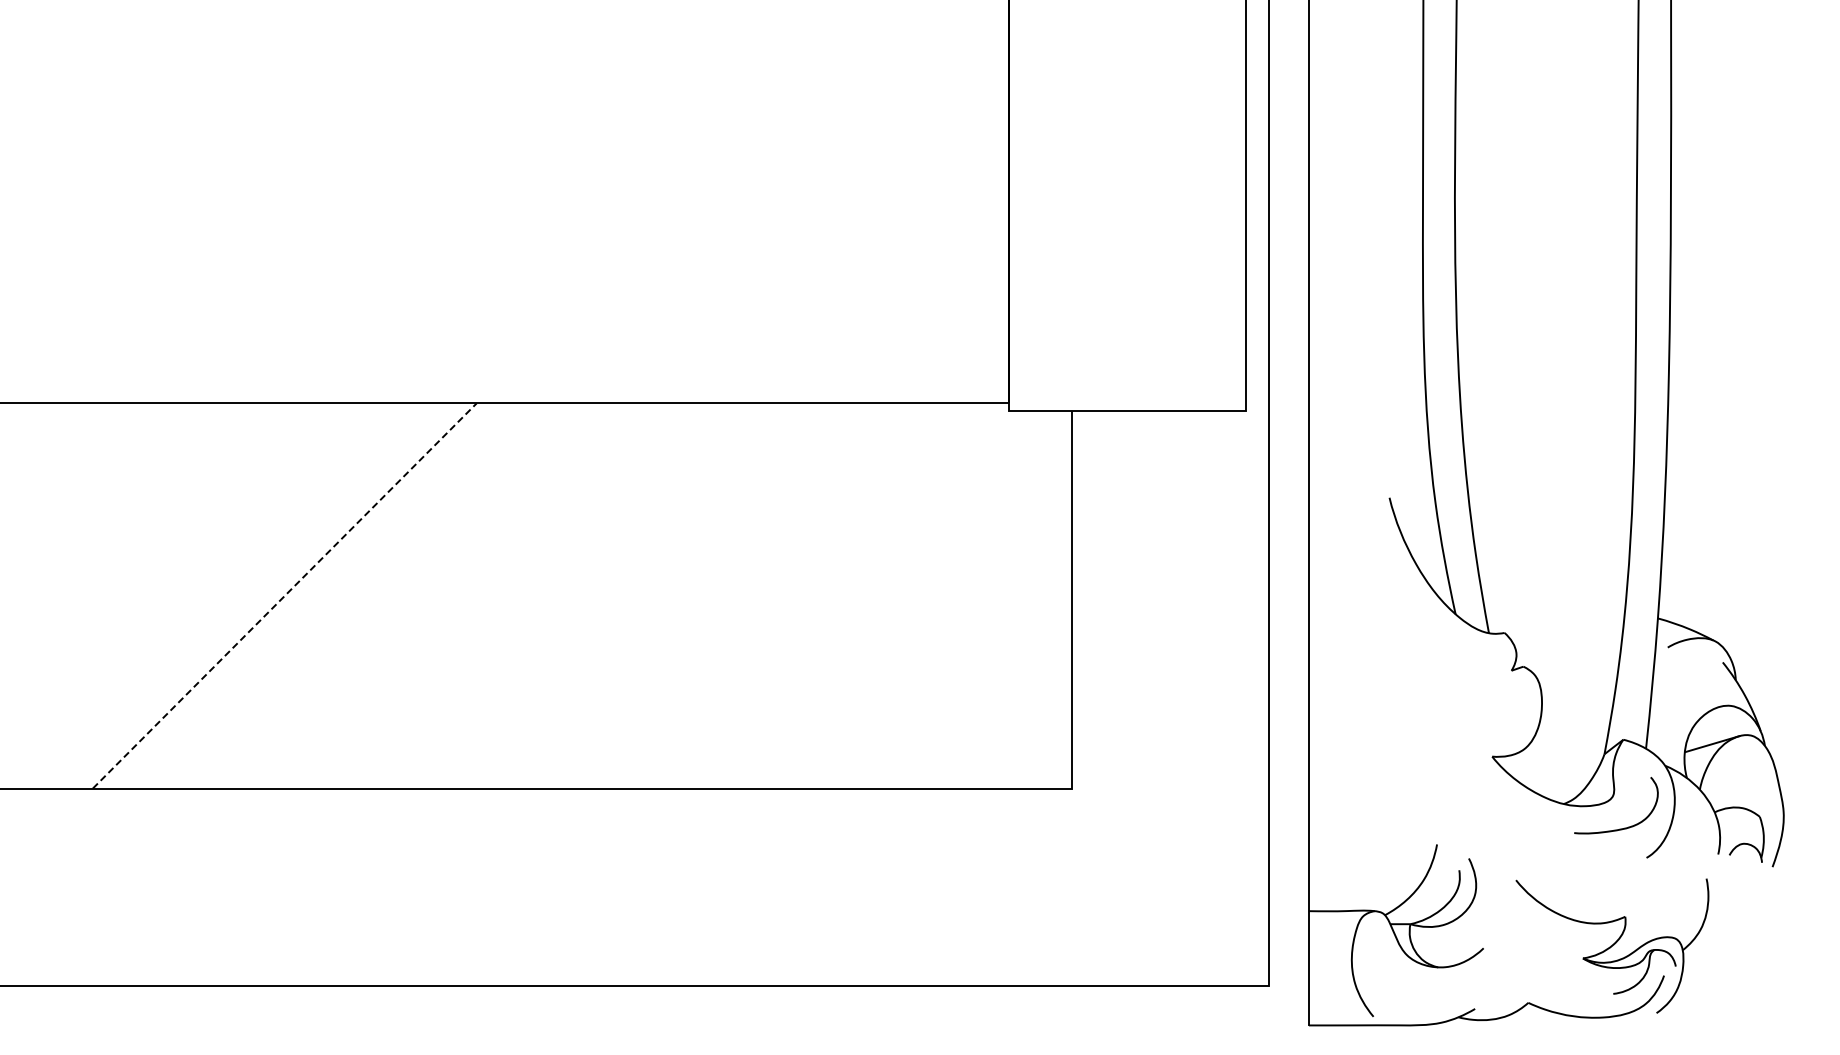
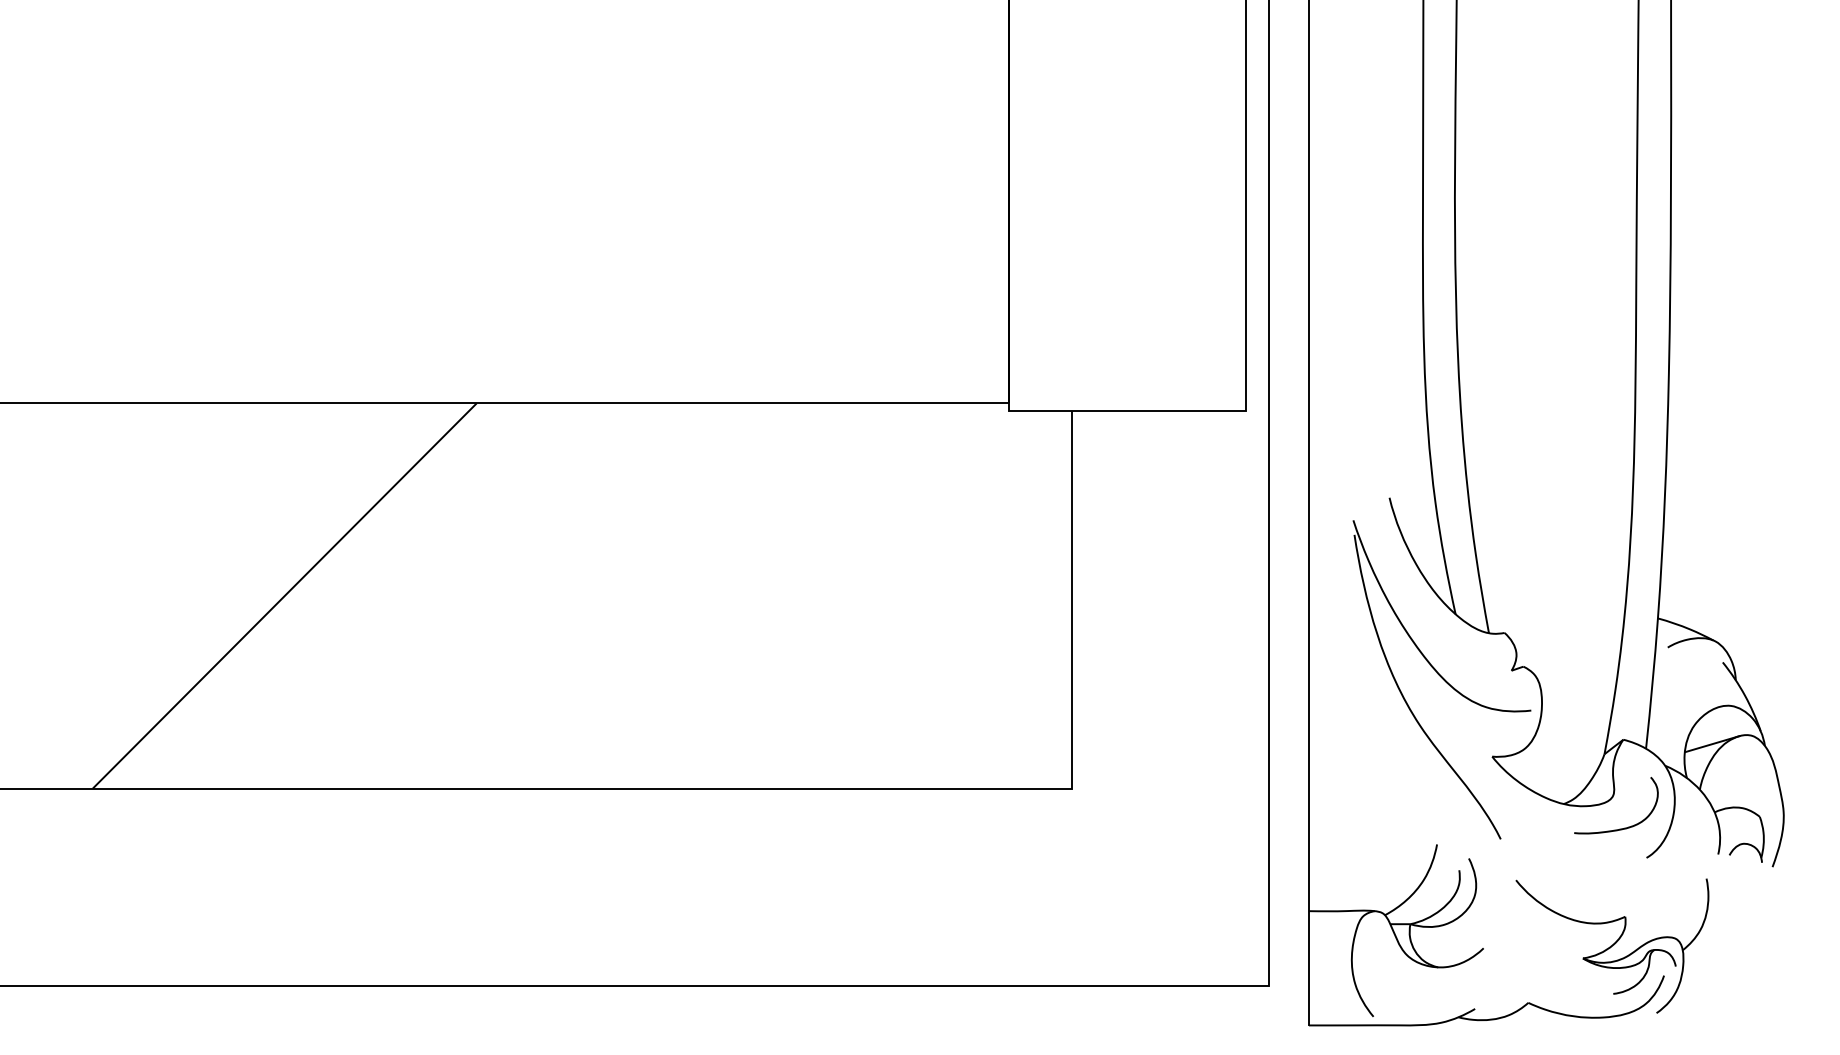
line: dashed -> solid (284, 595)
part: none -> present (1441, 679)
